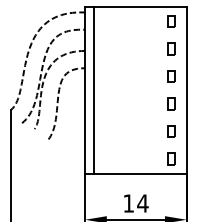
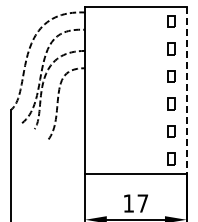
line: present -> none (94, 90)
line: solid -> dashed (186, 90)
text: 14 -> 17 (142, 203)
